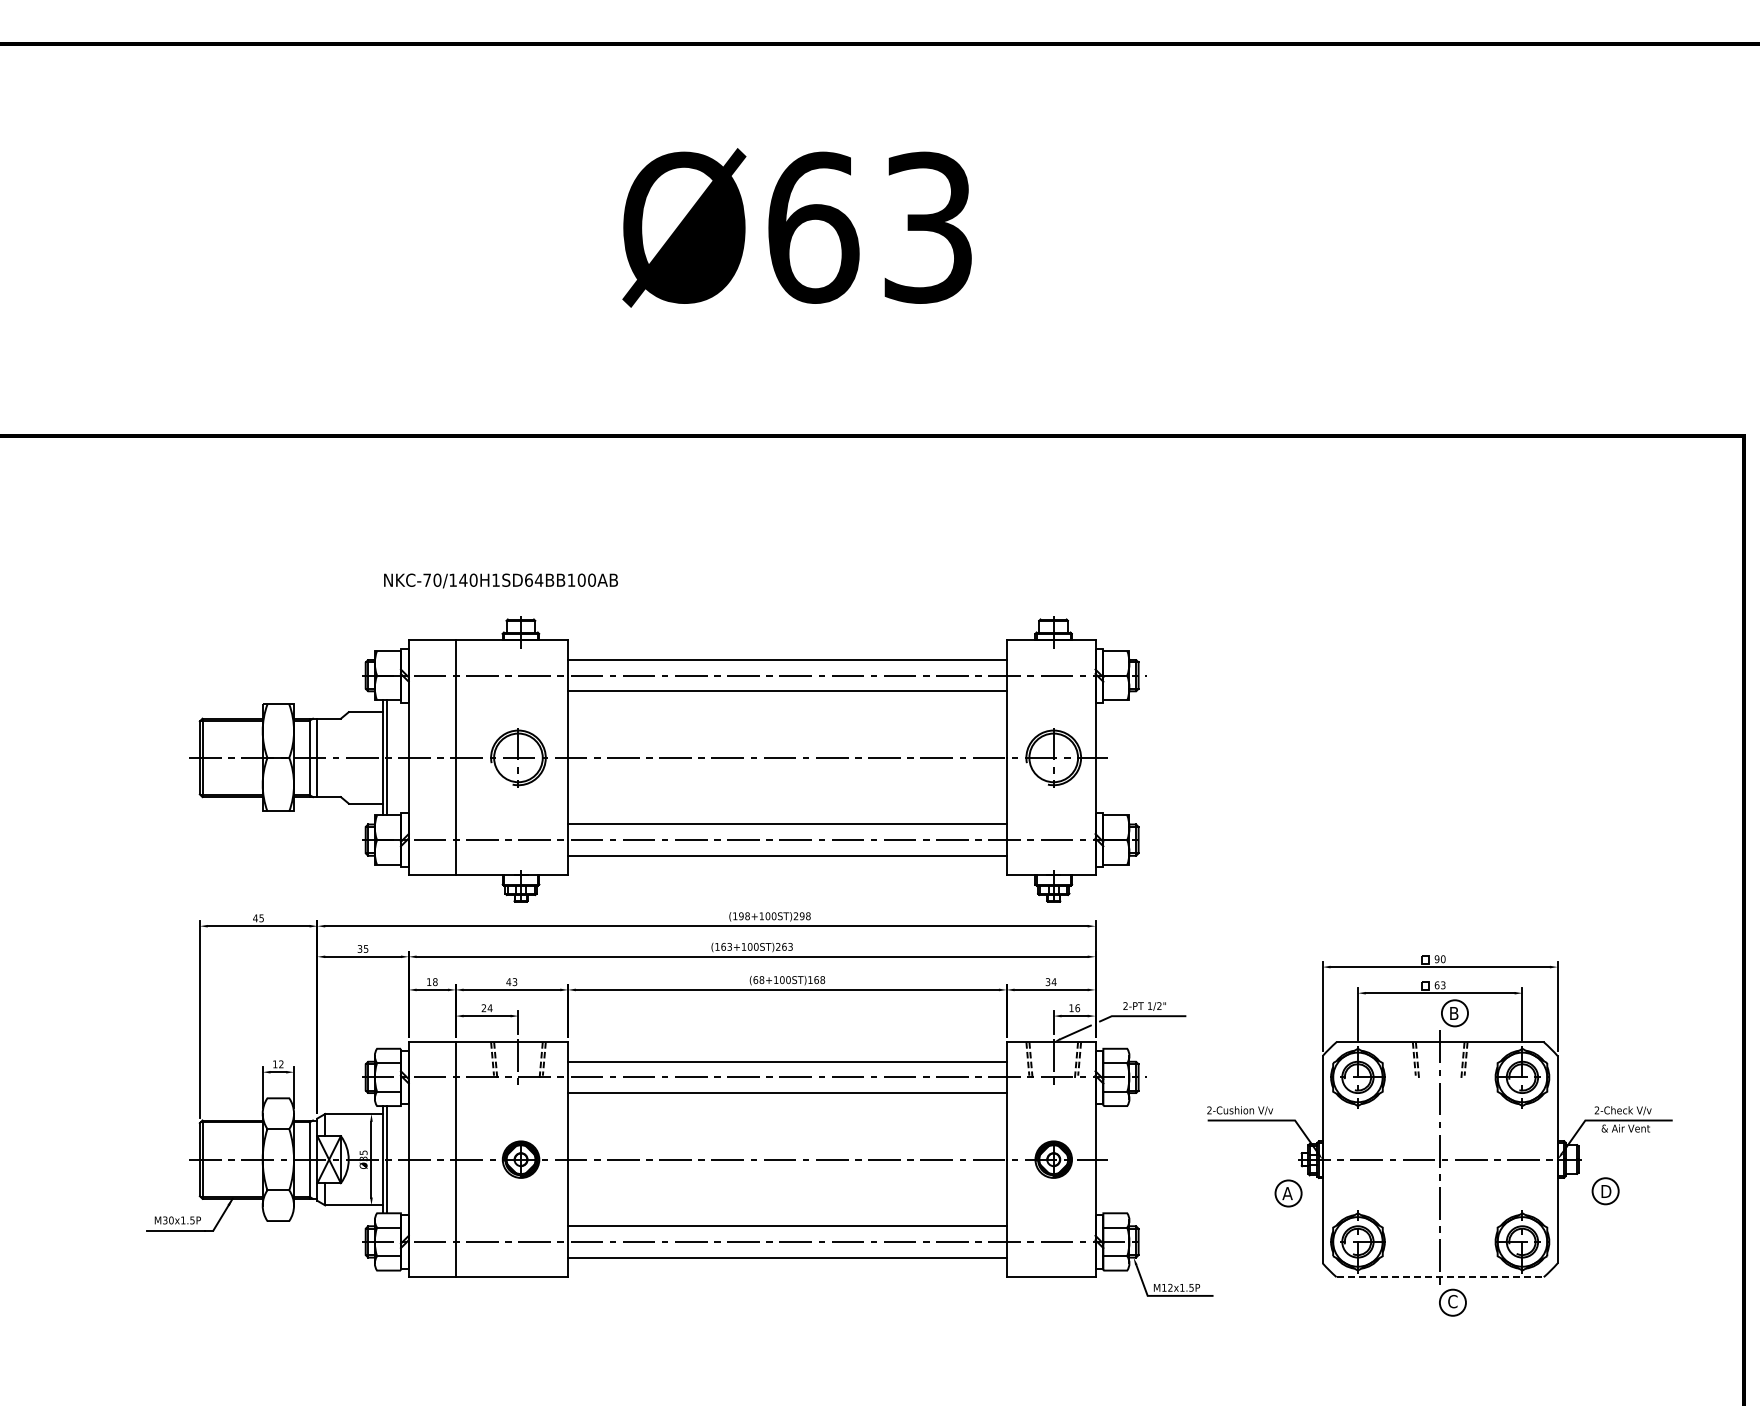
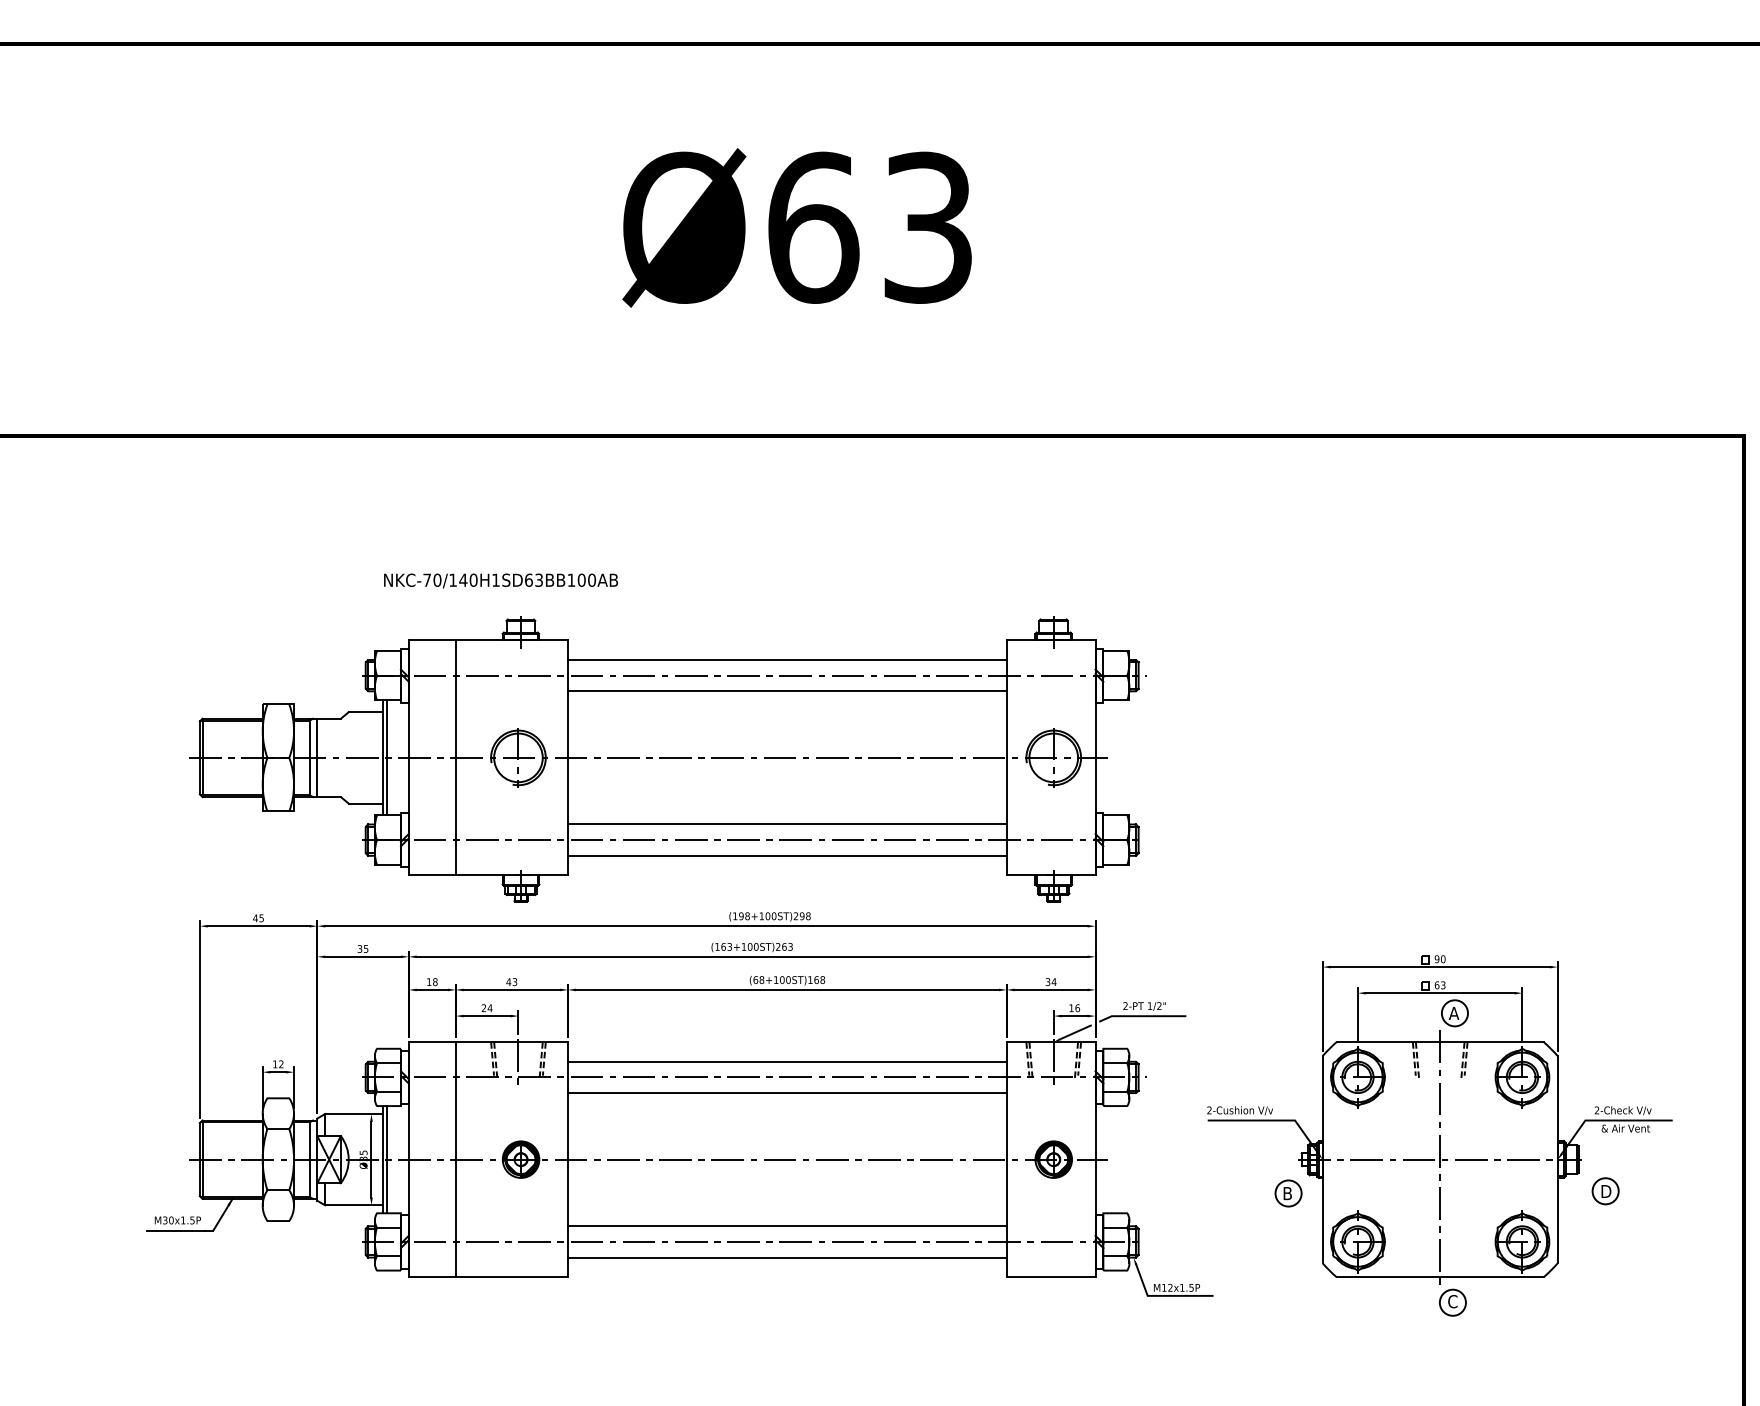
text: NKC-70/140H1SD64BB100AB -> NKC-70/140H1SD63BB100AB (538, 579)
text: B -> A (1453, 1013)
text: A -> B (1287, 1193)
line: dashed -> solid (1440, 1277)
